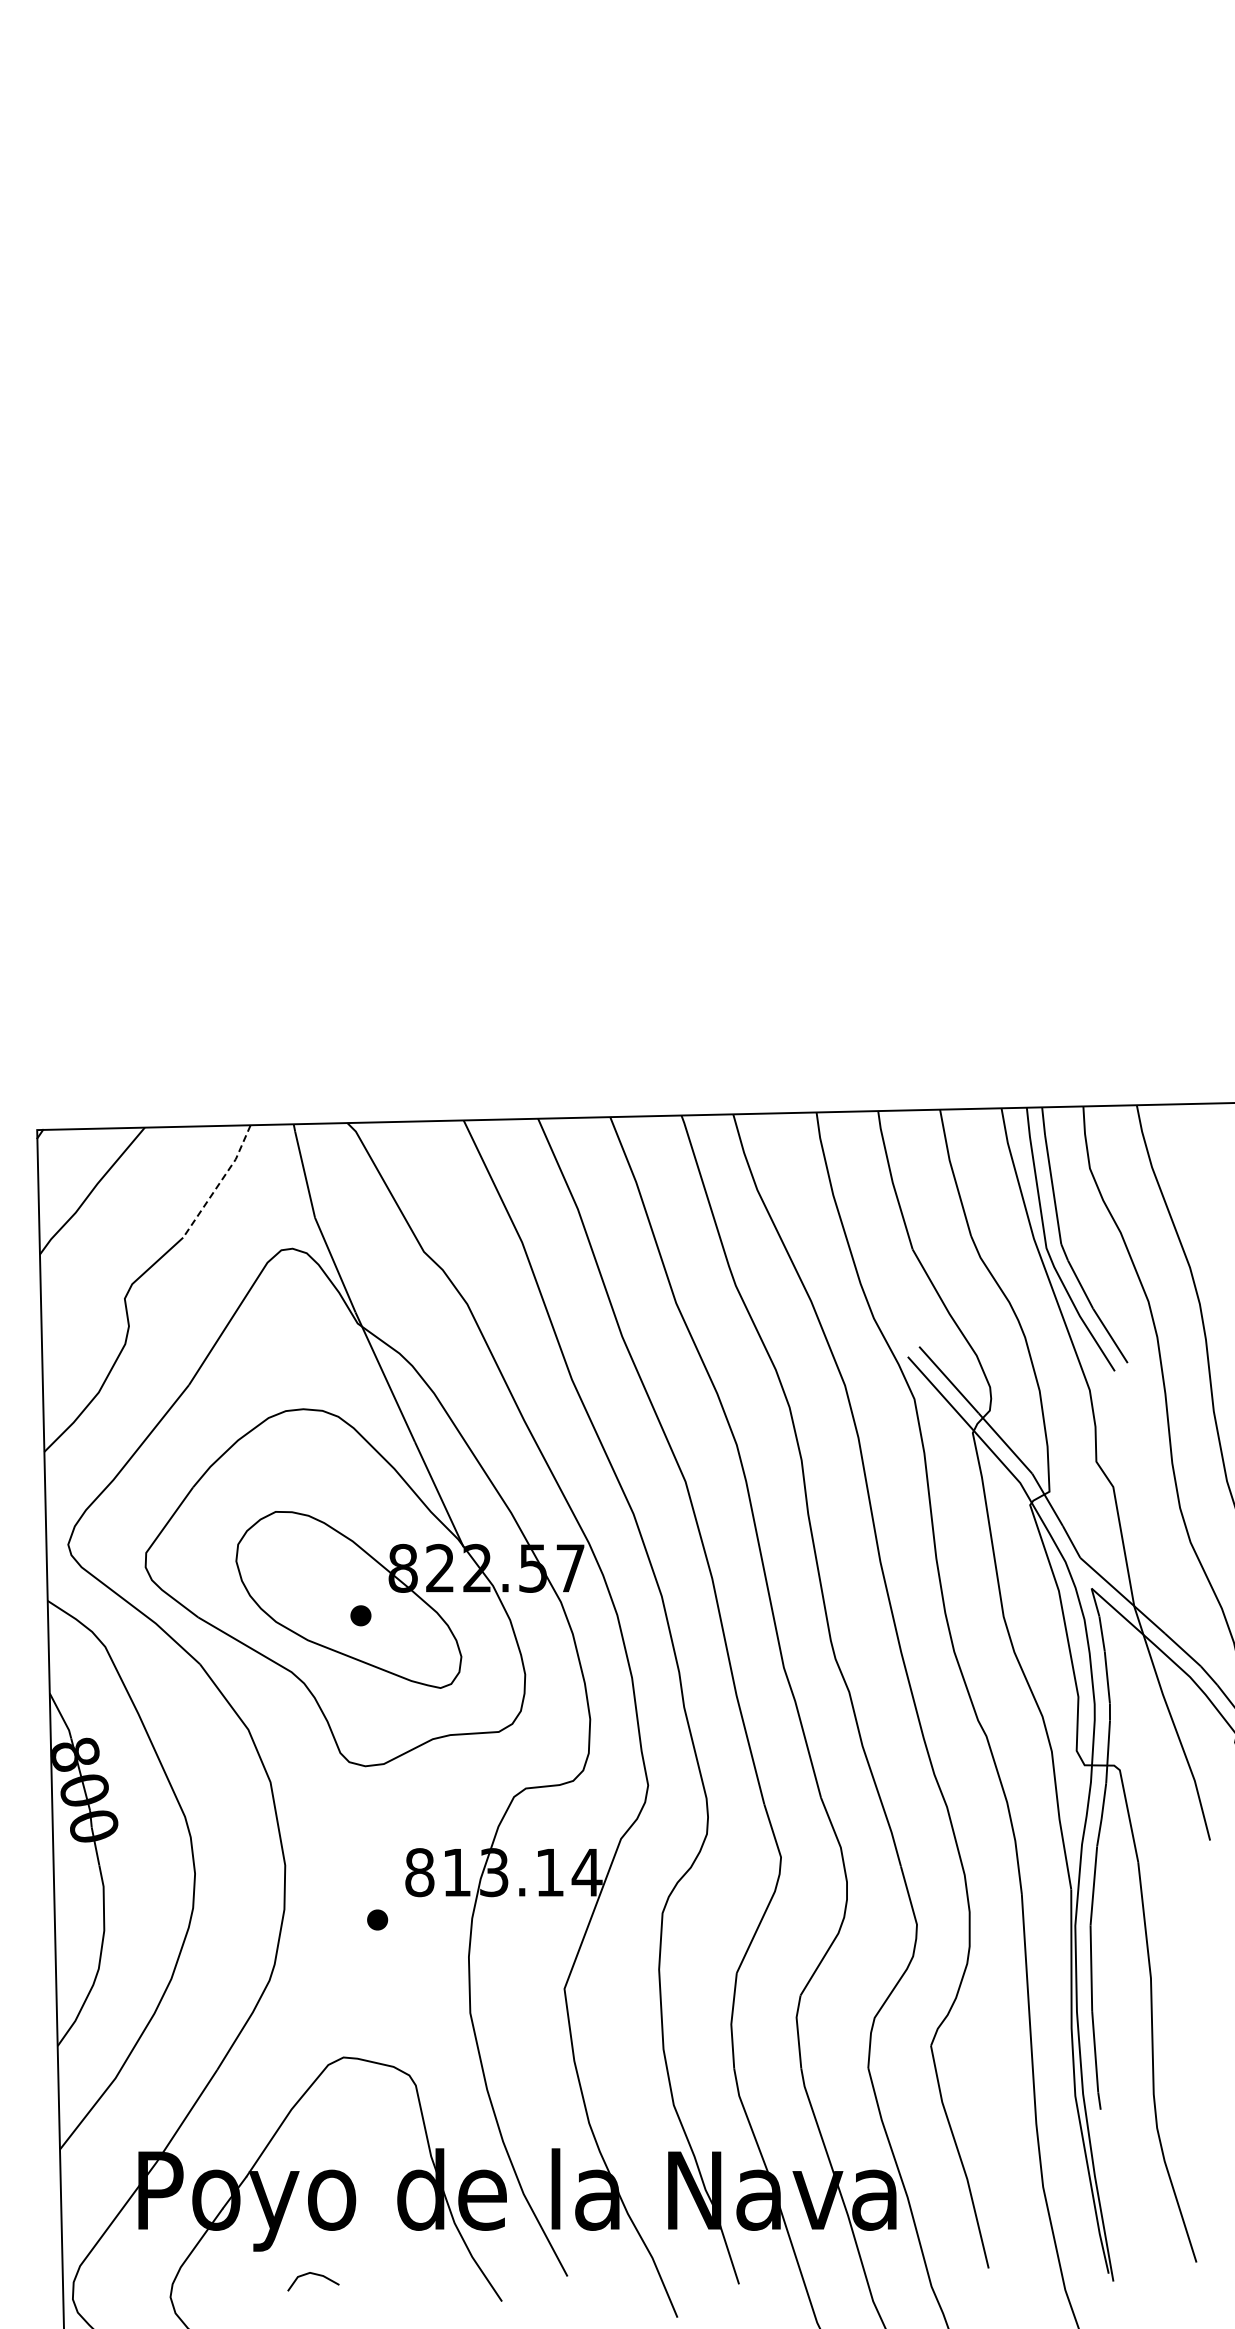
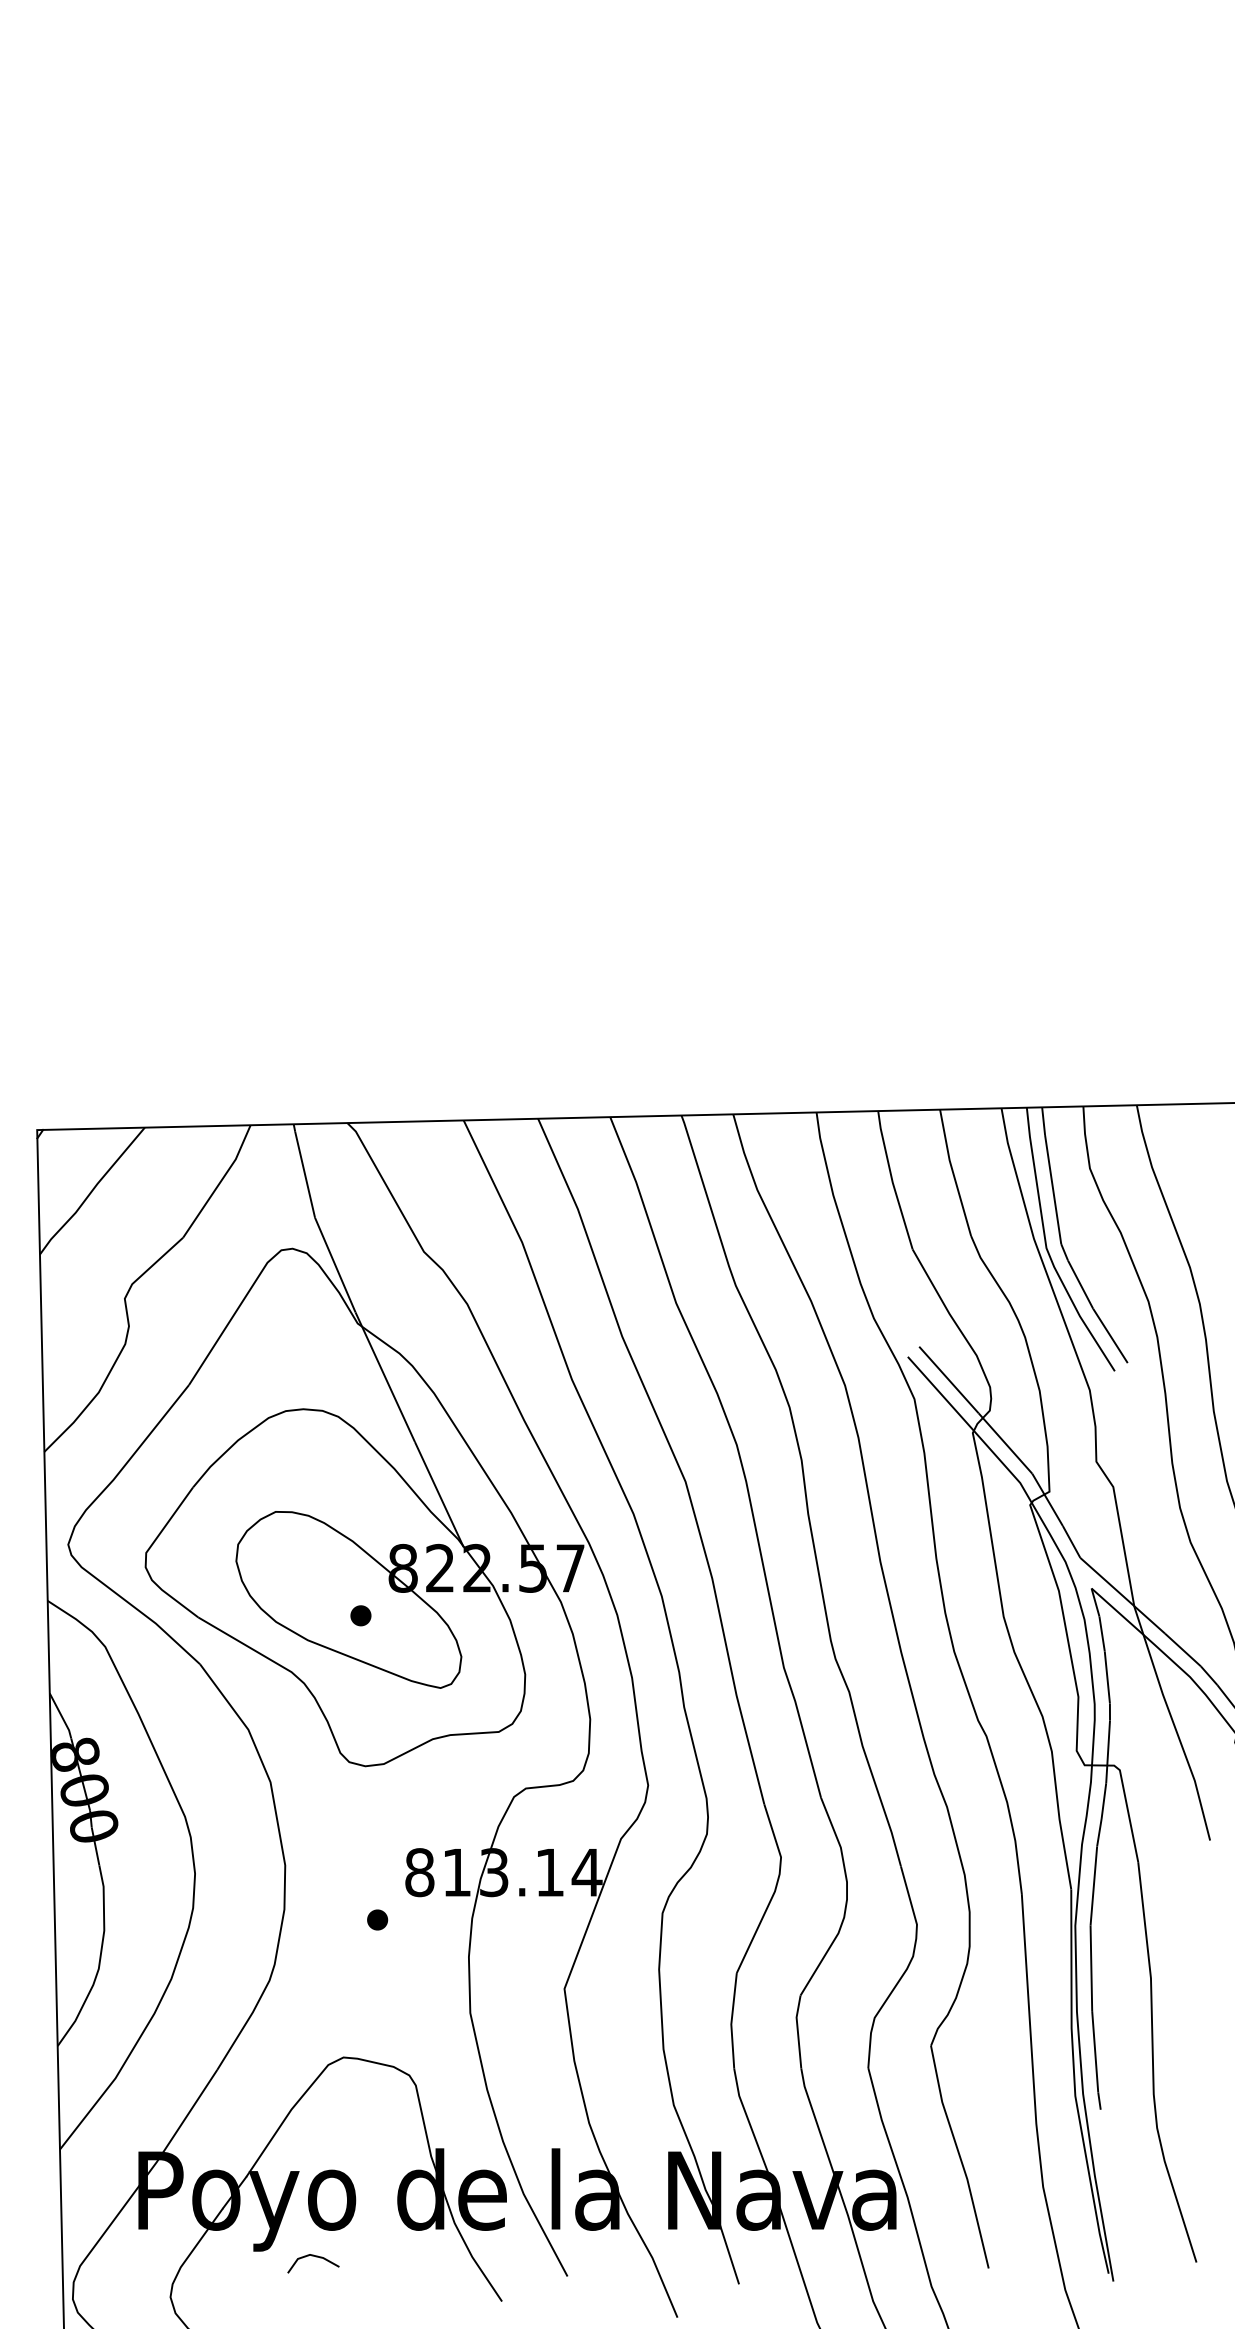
line: dashed -> solid (220, 1182)
line position: (315, 2275) -> (315, 2257) (315, 2257)
